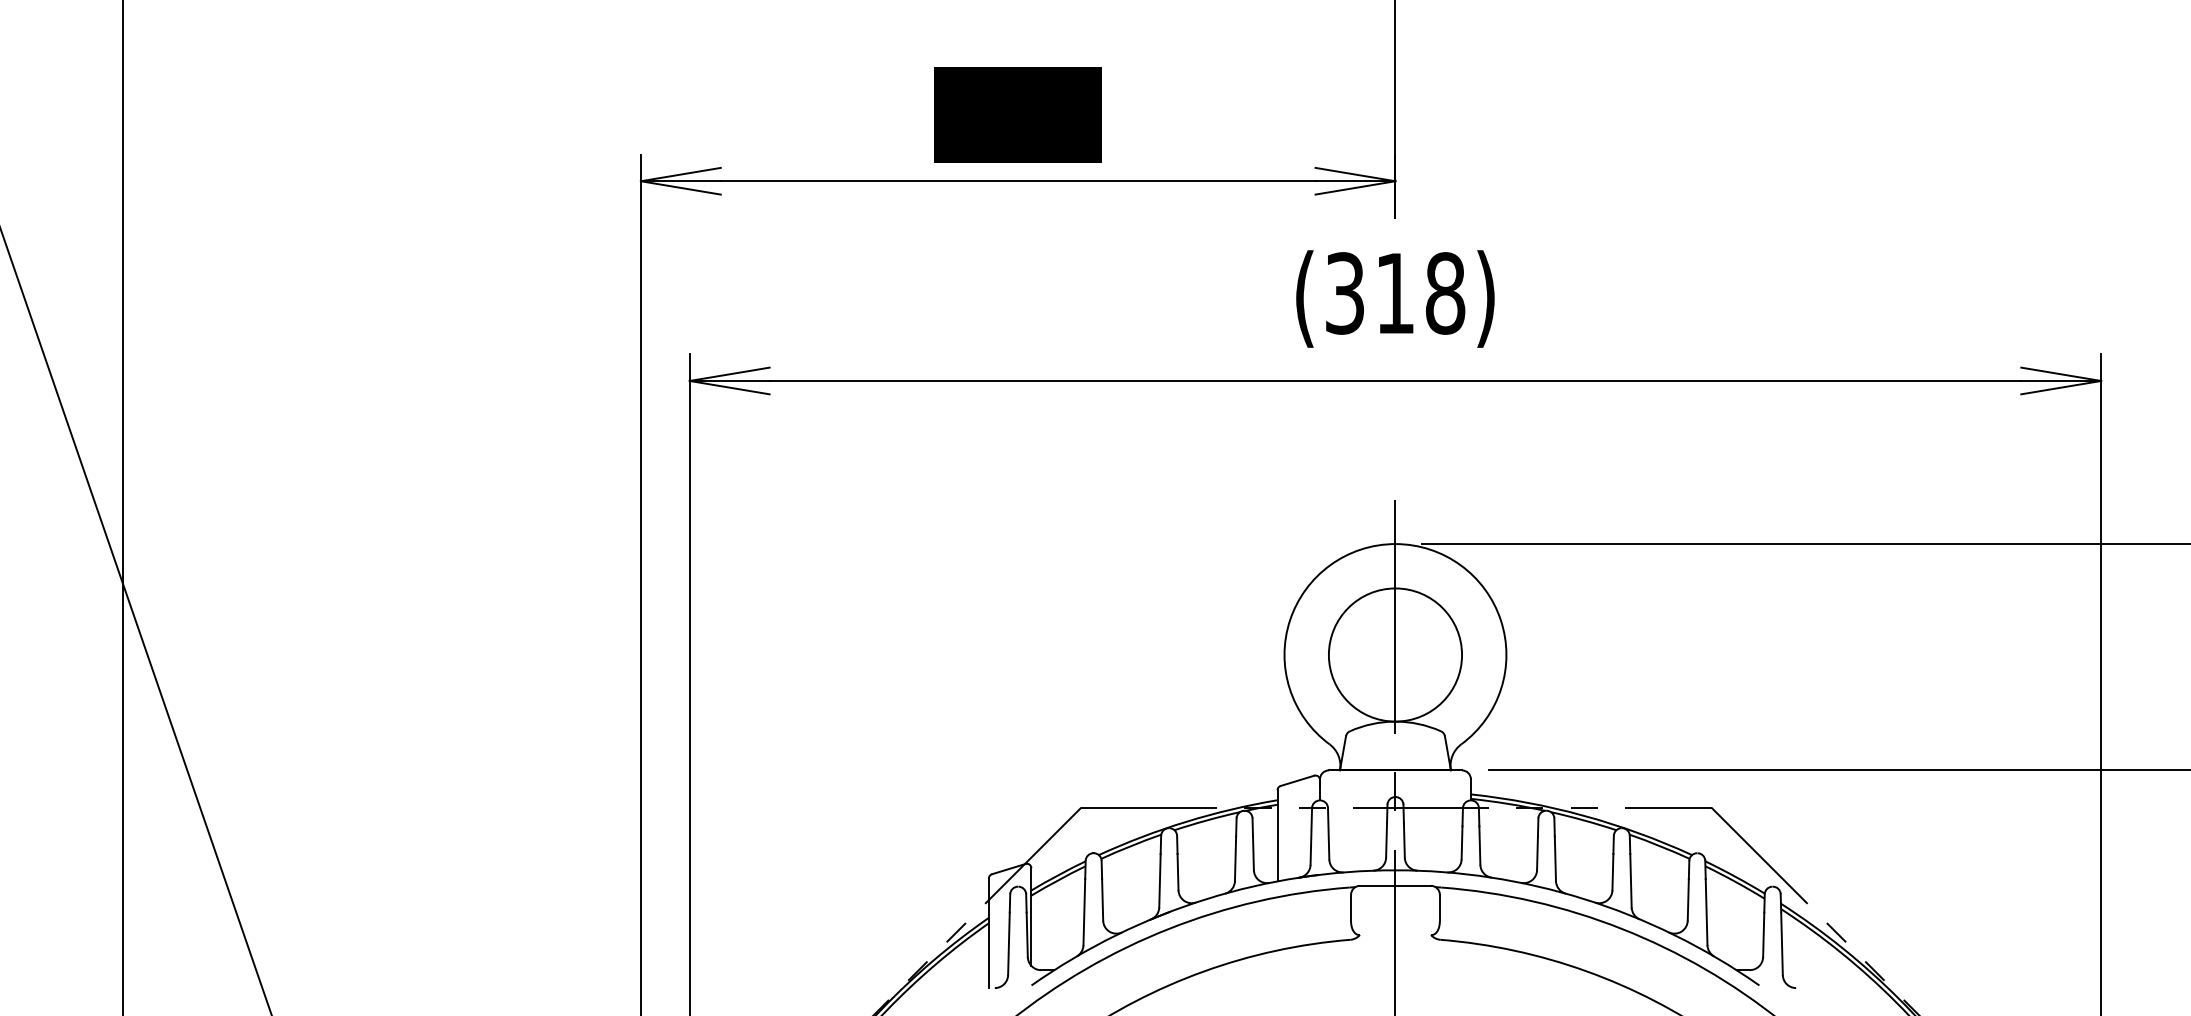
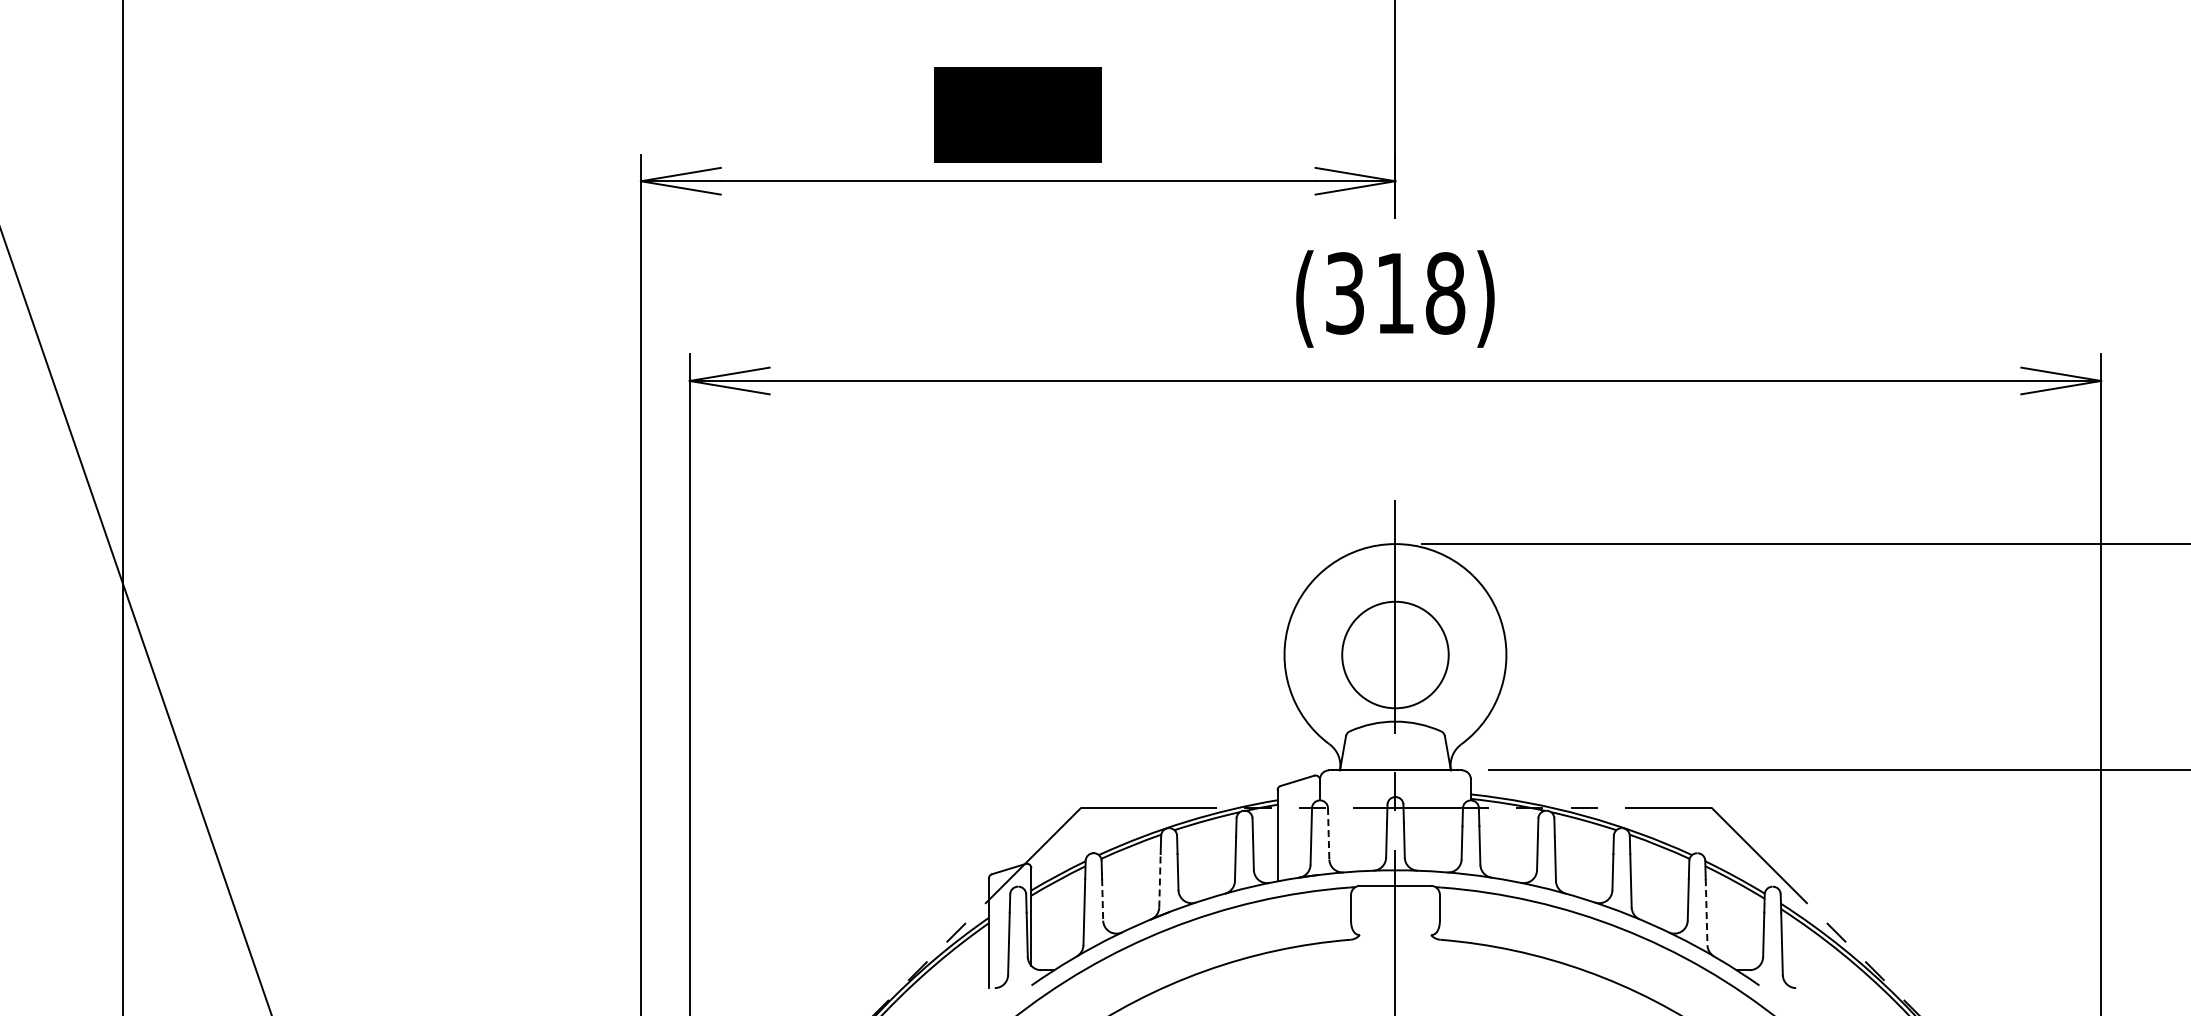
circle diameter: 133 px -> 107 px (1395, 654)
line: solid -> dashed (1328, 833)
line: solid -> dashed (1159, 880)
line: solid -> dashed (1102, 899)
line: solid -> dashed (1706, 912)
